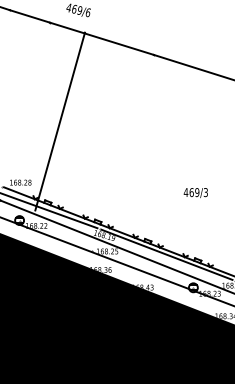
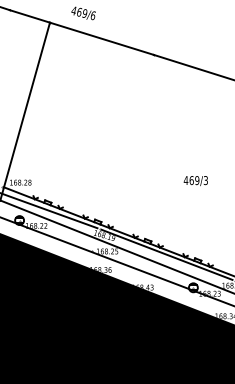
text position: (78, 10) -> (83, 13) (83, 13)
line position: (60, 121) -> (26, 107) (26, 107)
text position: (195, 192) -> (195, 180) (195, 180)
